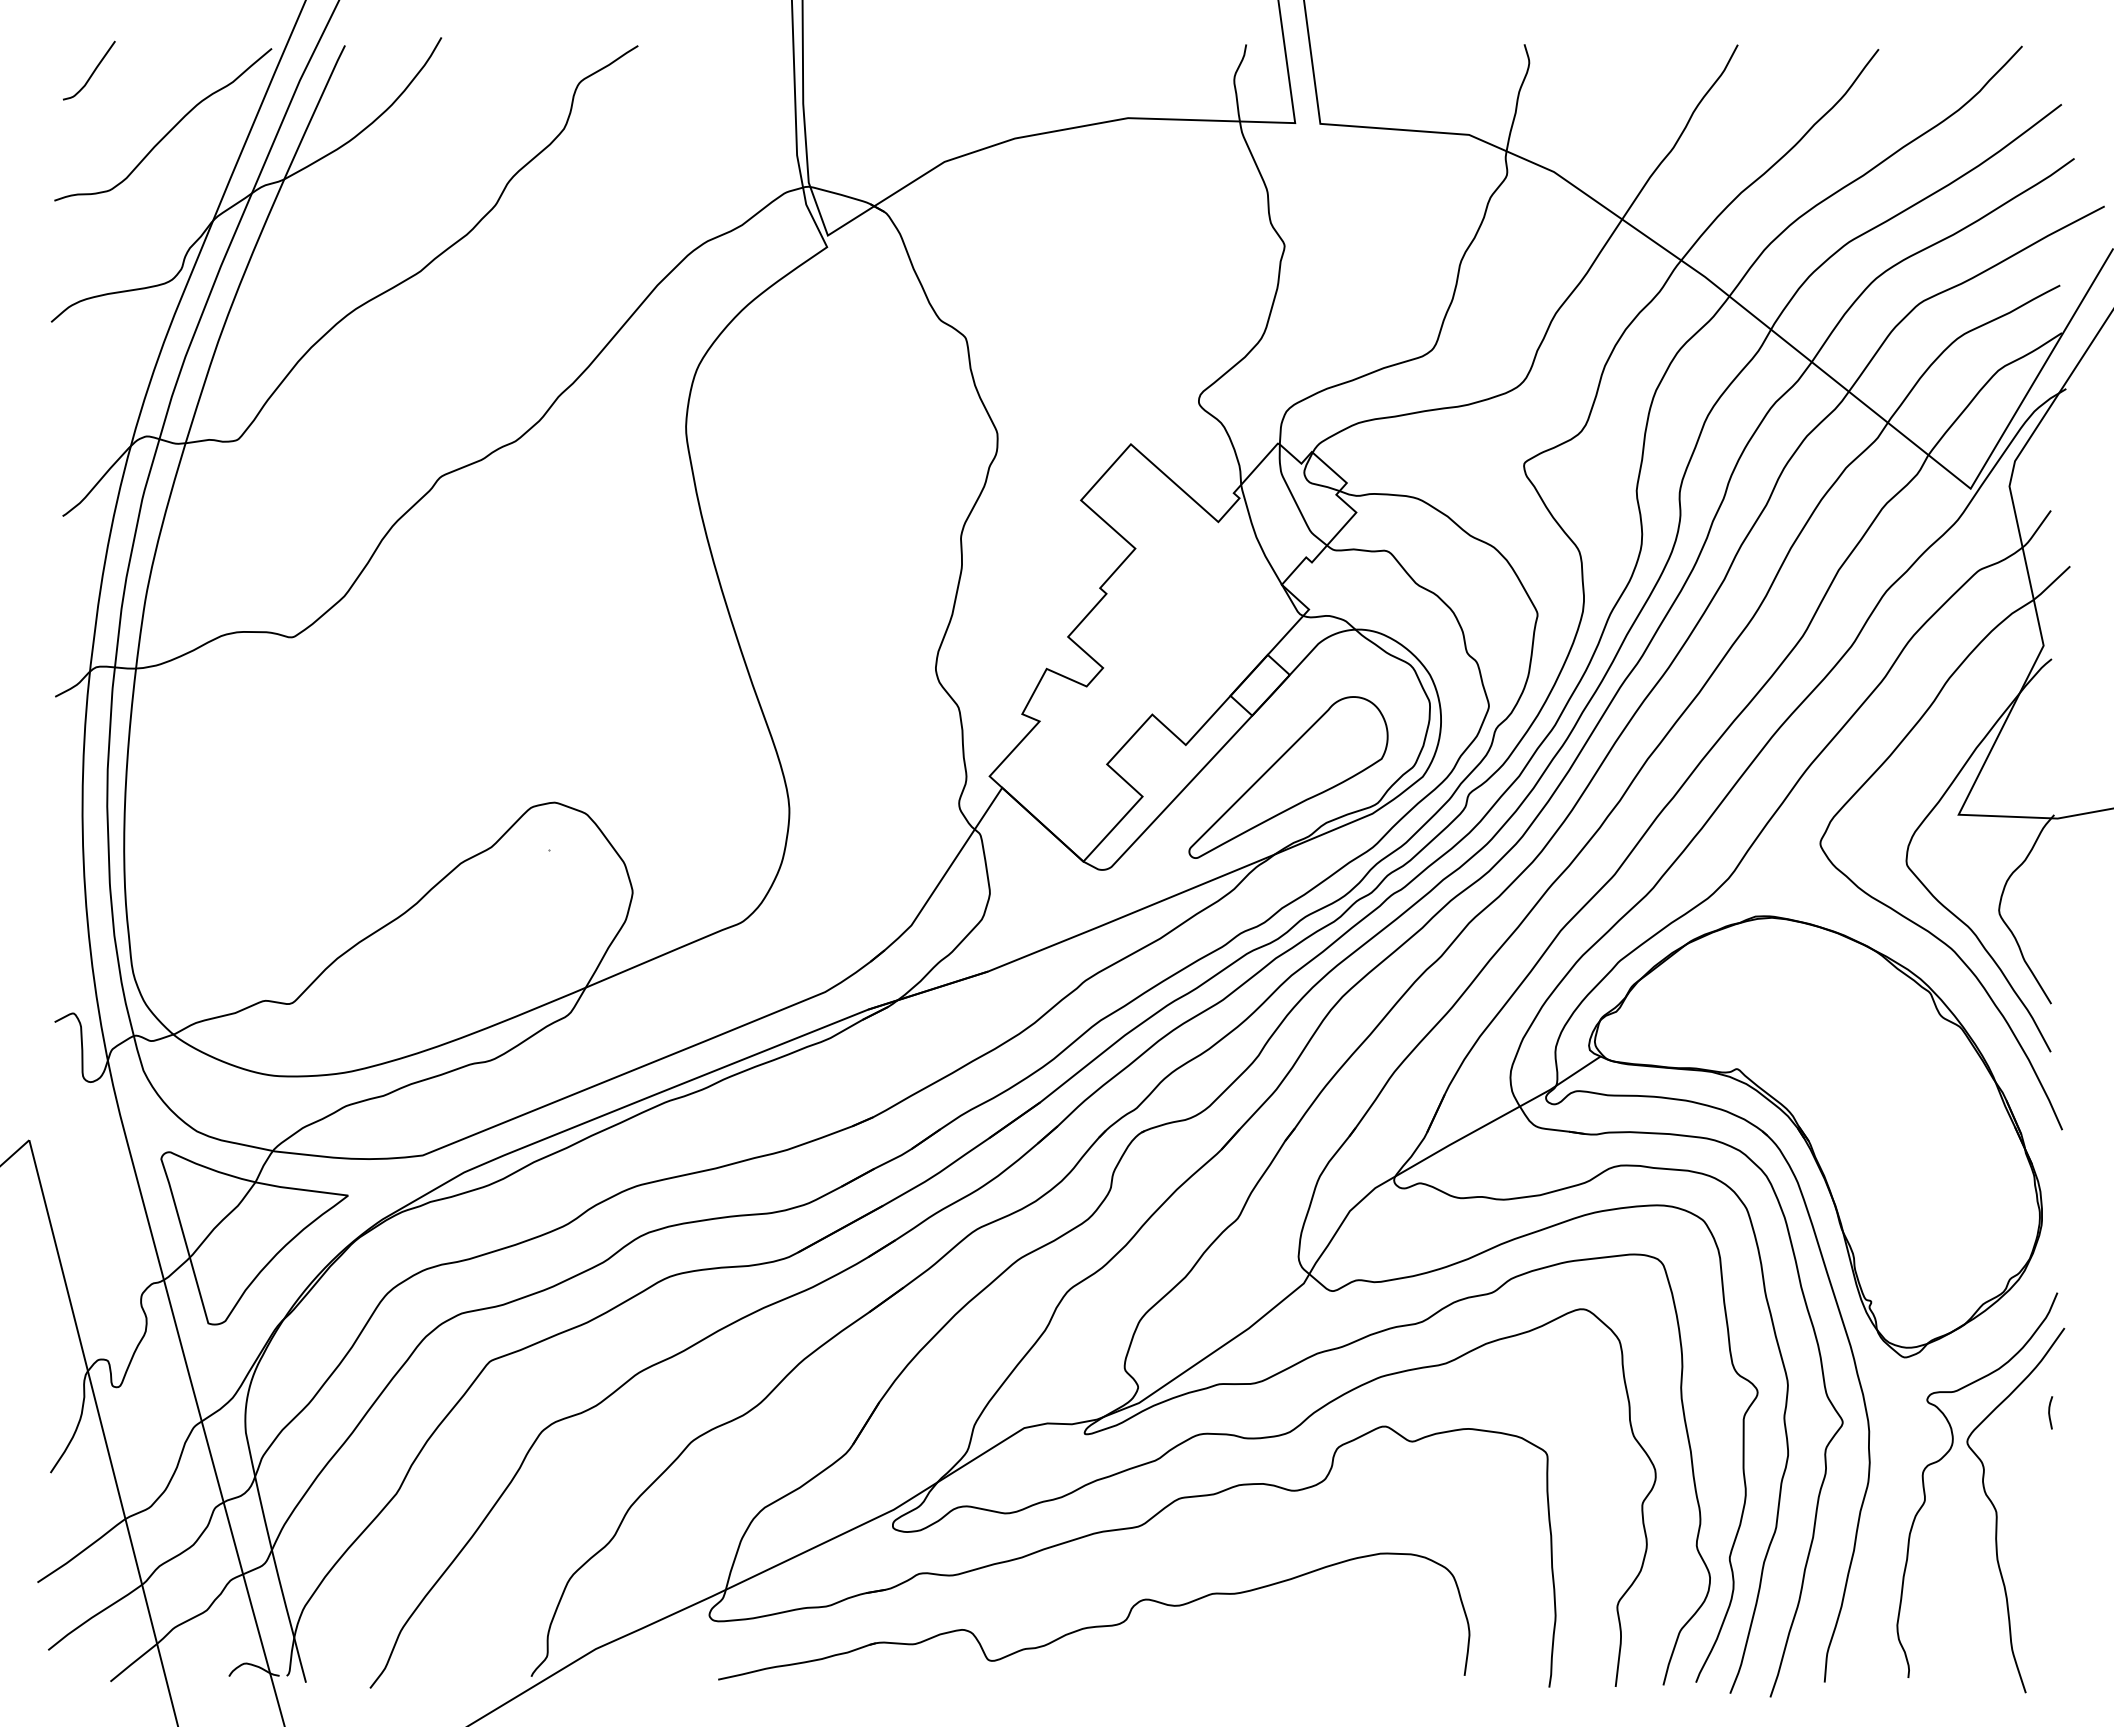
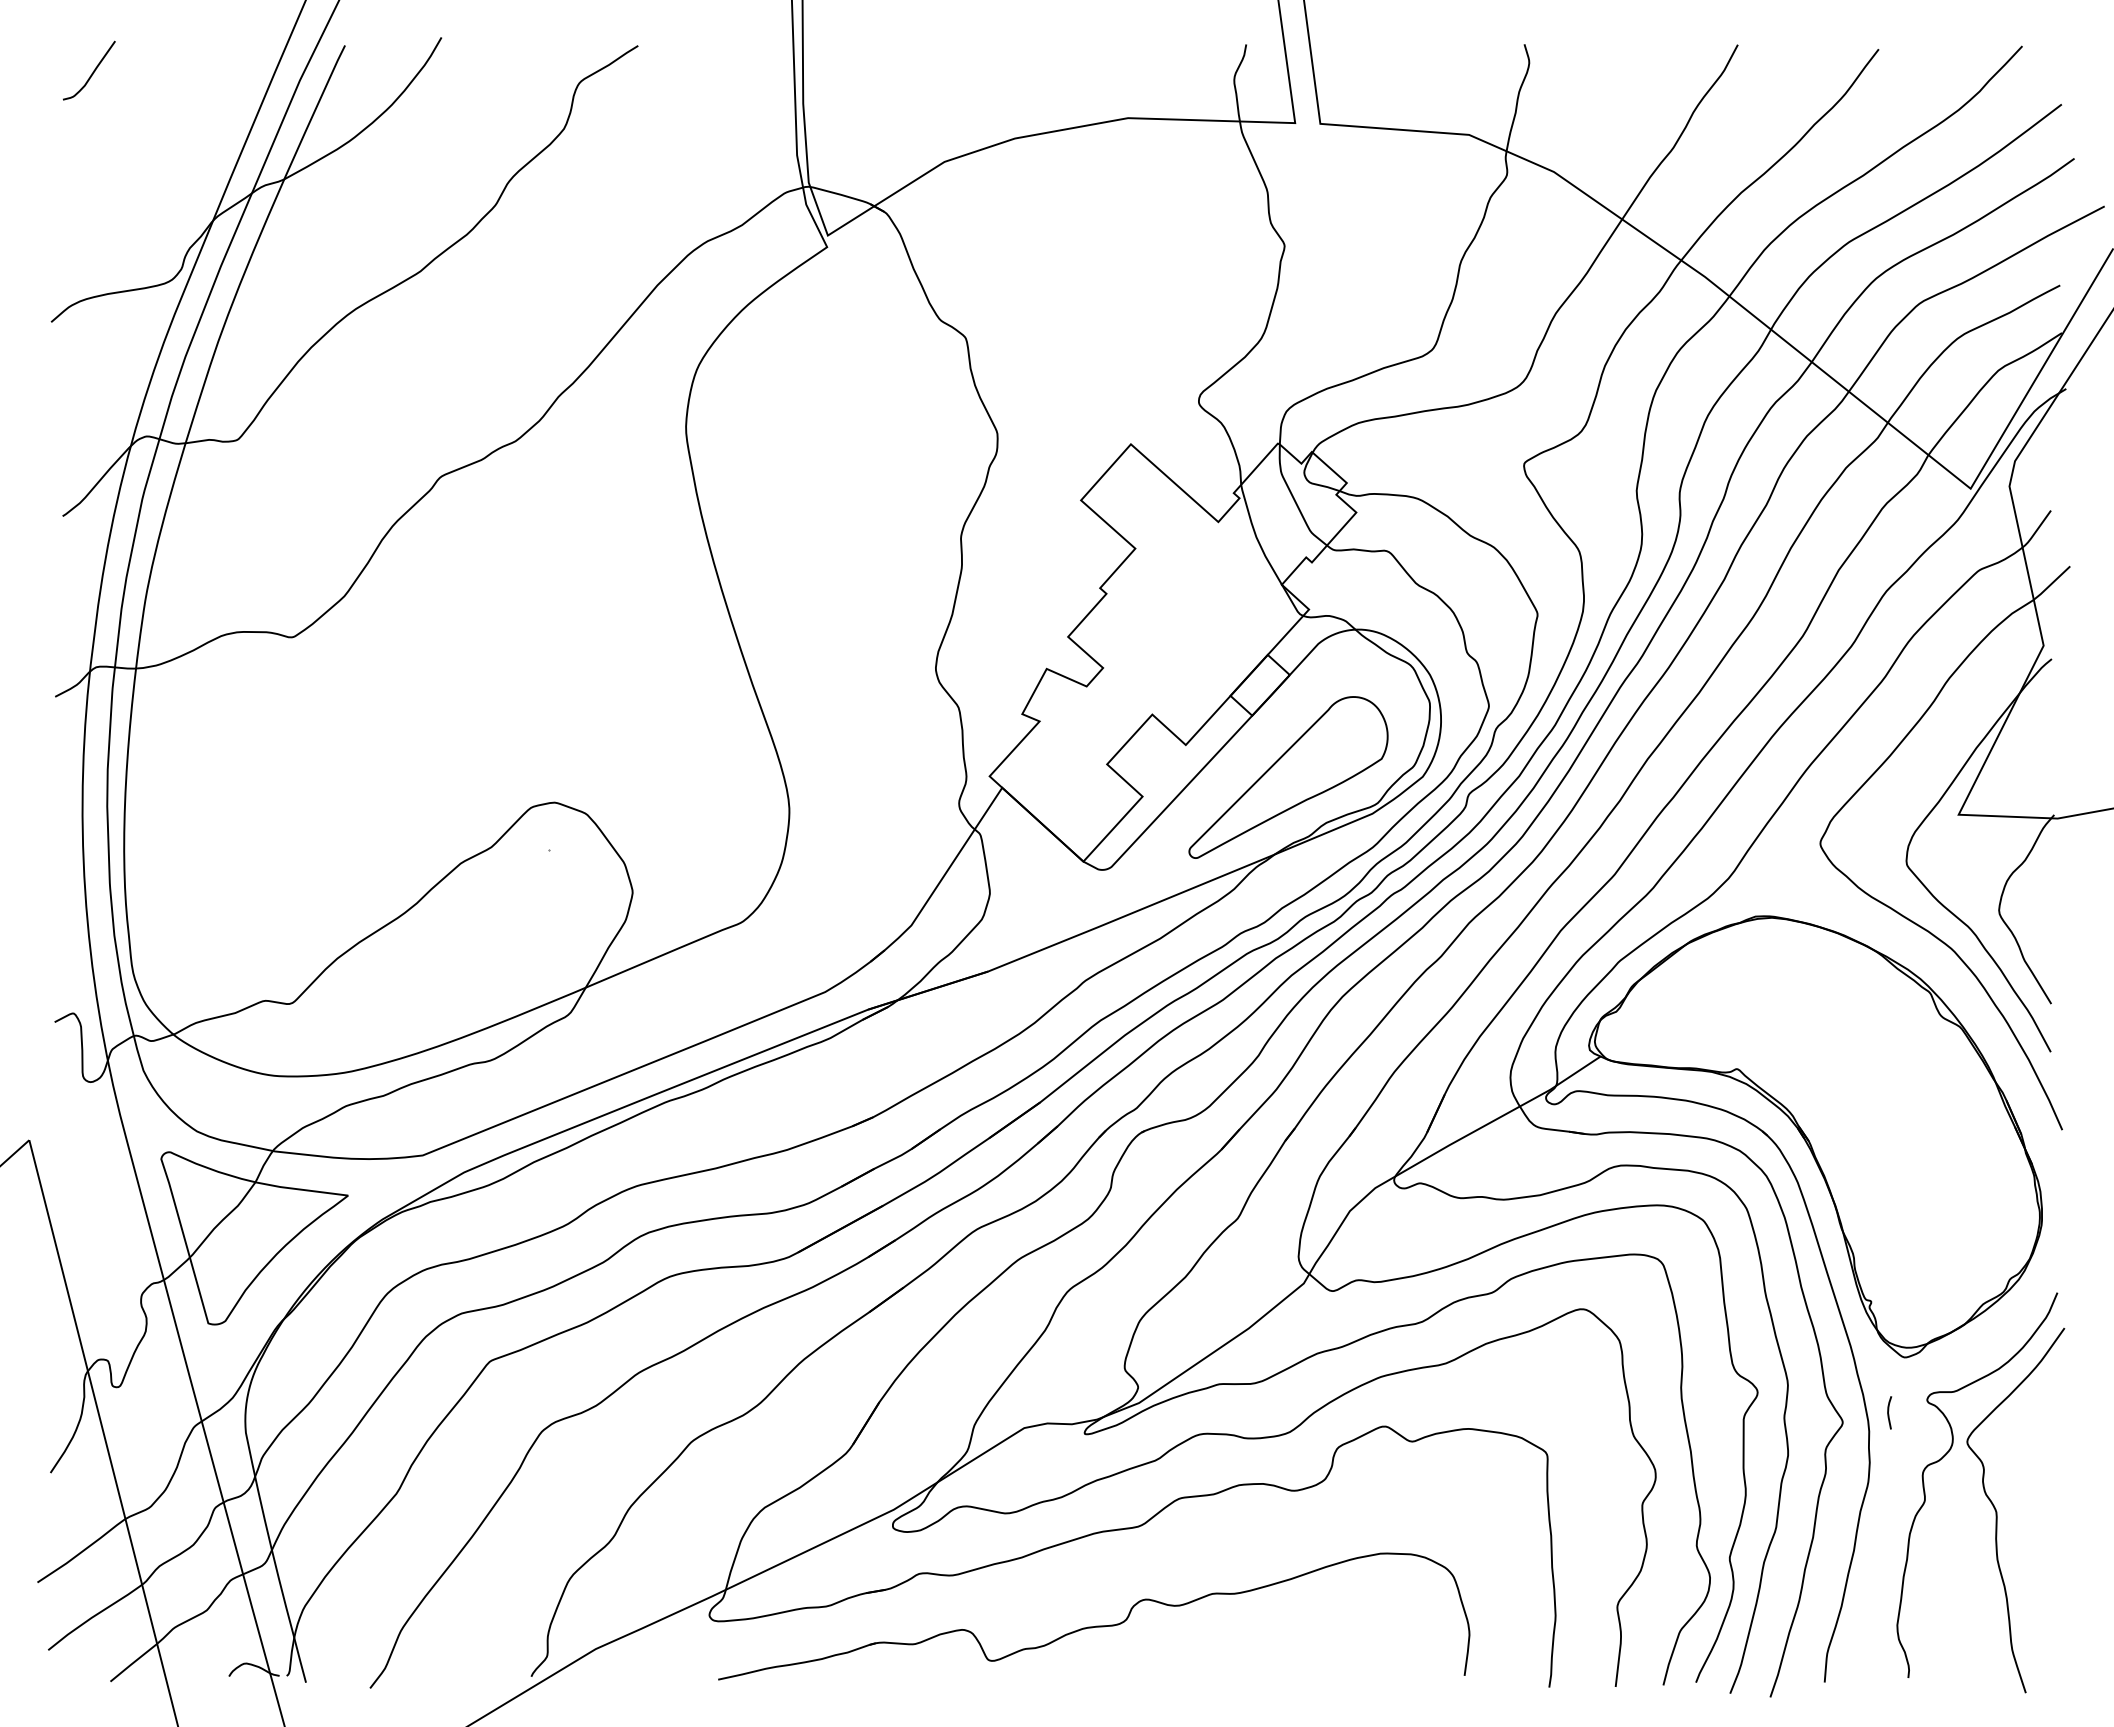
curve: present -> none (169, 130)
curve position: (2049, 1412) -> (1888, 1412) (1888, 1412)
